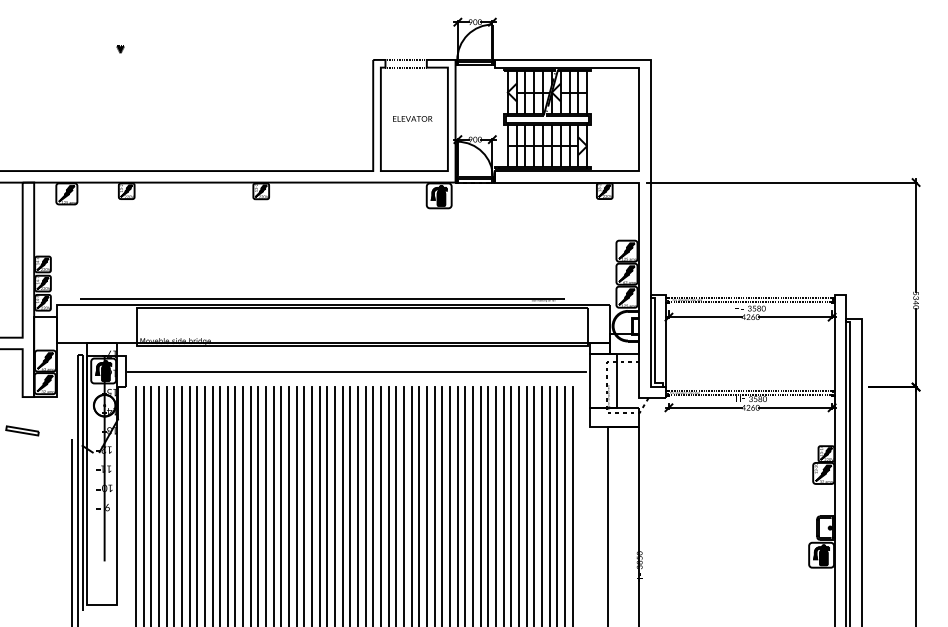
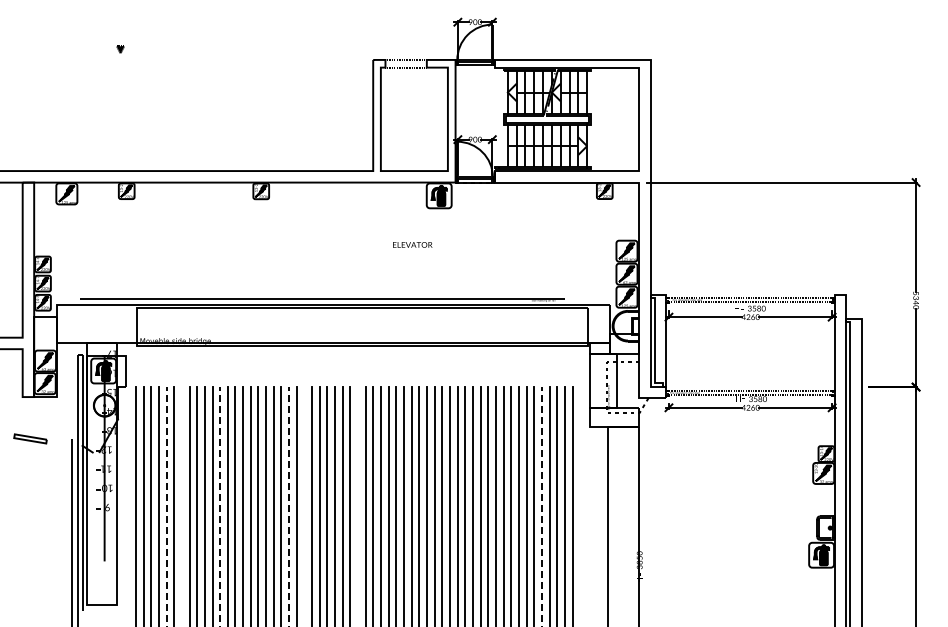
text position: (412, 118) -> (412, 244) (412, 244)
line: present -> none (356, 371)
part position: (22, 430) -> (30, 438) (30, 438)
line: present -> none (181, 505)
line: present -> none (304, 505)
line: present -> none (358, 505)
line: solid -> dashed (166, 507)
line: solid -> dashed (220, 507)
line: solid -> dashed (289, 507)
line: solid -> dashed (541, 507)
